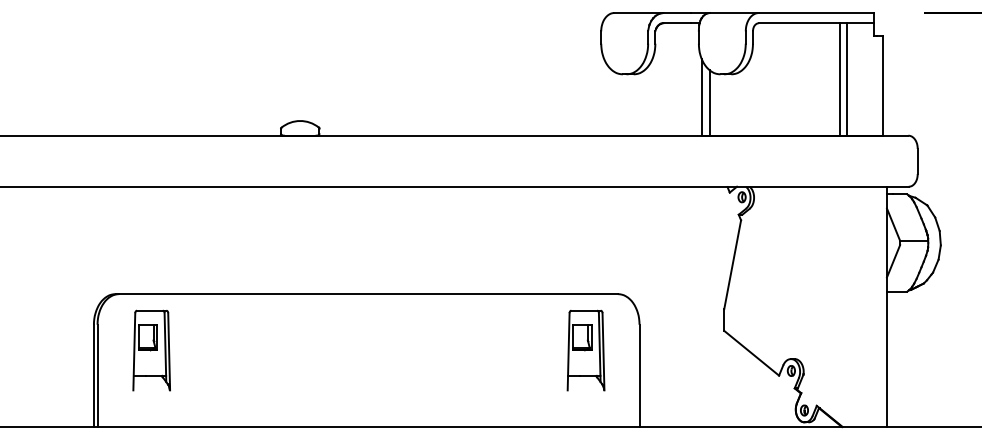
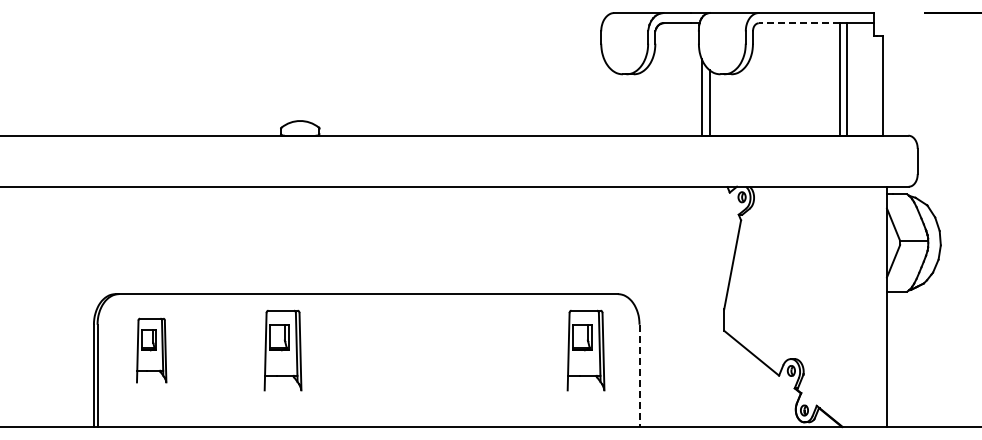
line: solid -> dashed (798, 23)
part size: 39x83 px -> 32x67 px (151, 350)
part: none -> present (282, 350)
line: solid -> dashed (639, 376)
